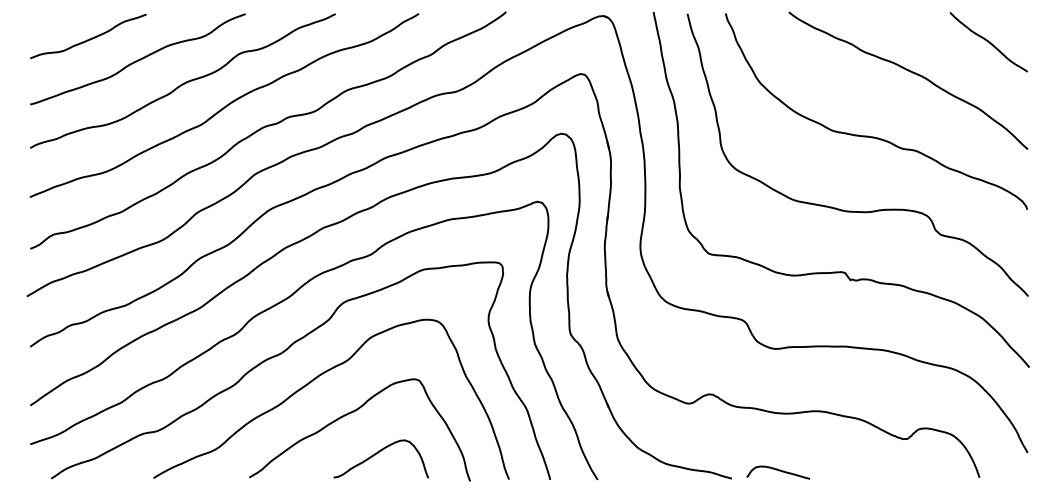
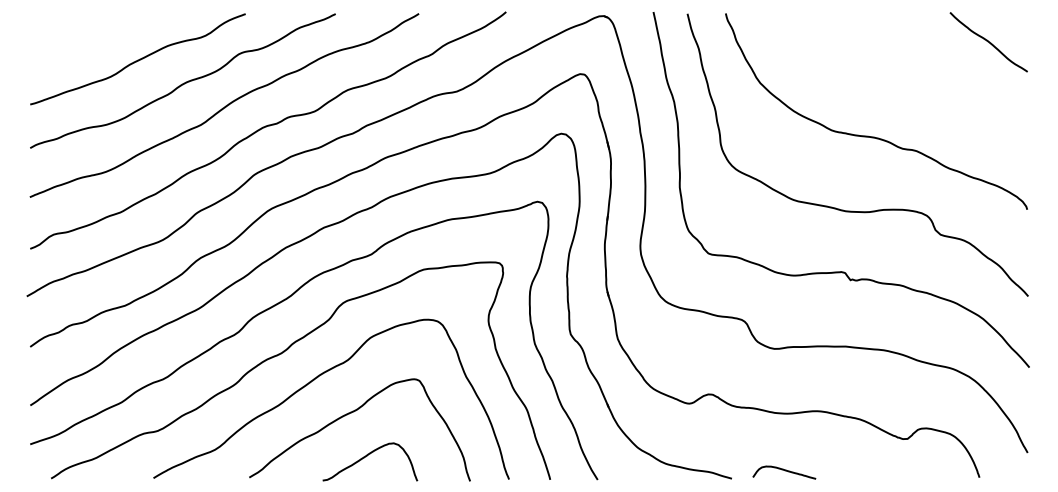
curve: present -> none (89, 38)
curve: present -> none (912, 73)
curve position: (378, 453) -> (367, 456) (367, 456)
curve position: (779, 471) -> (785, 471) (785, 471)
